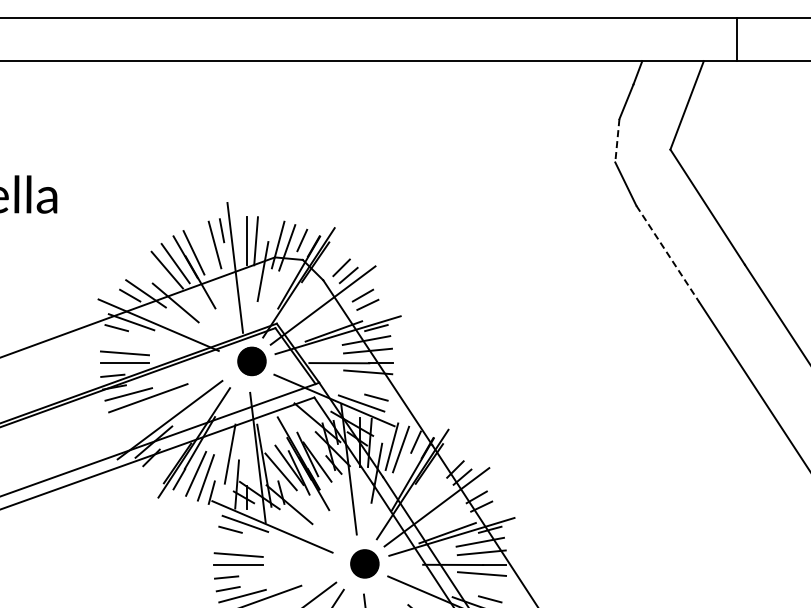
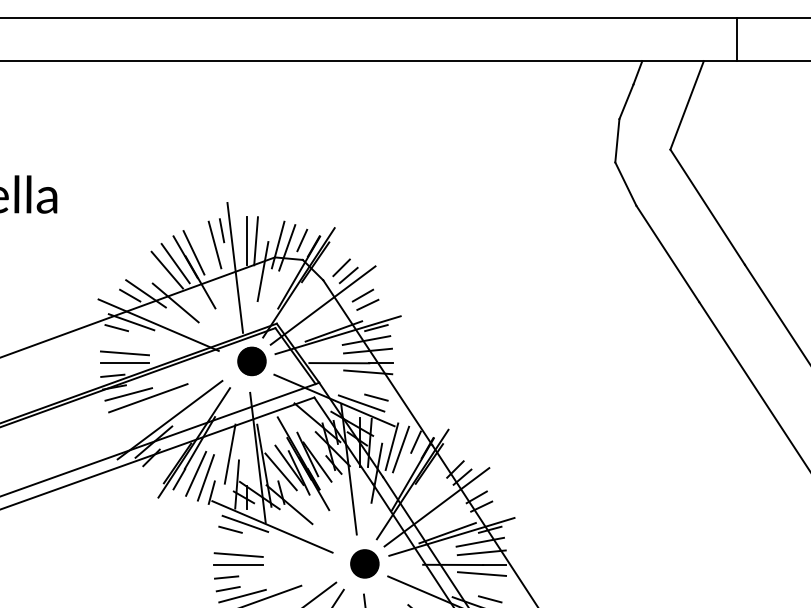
line: dashed -> solid (617, 140)
line: dashed -> solid (668, 254)
